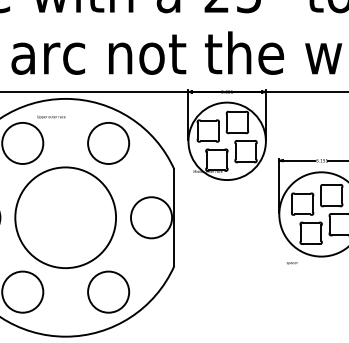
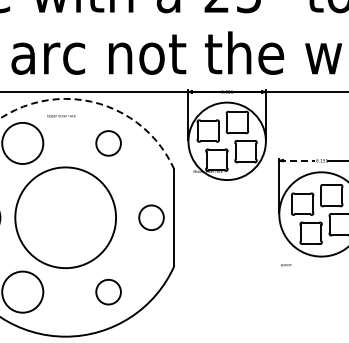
arc: solid -> dashed (98, 103)
text position: (51, 116) -> (61, 115) (61, 115)
circle diameter: 41 px -> 25 px (108, 143)
line: solid -> dashed (297, 160)
circle diameter: 41 px -> 25 px (151, 217)
text position: (292, 263) -> (286, 265) (286, 265)
circle diameter: 41 px -> 25 px (108, 291)
